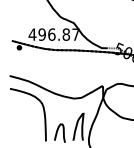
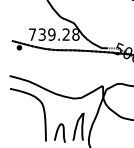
text: 496.87 -> 739.28 (53, 34)
